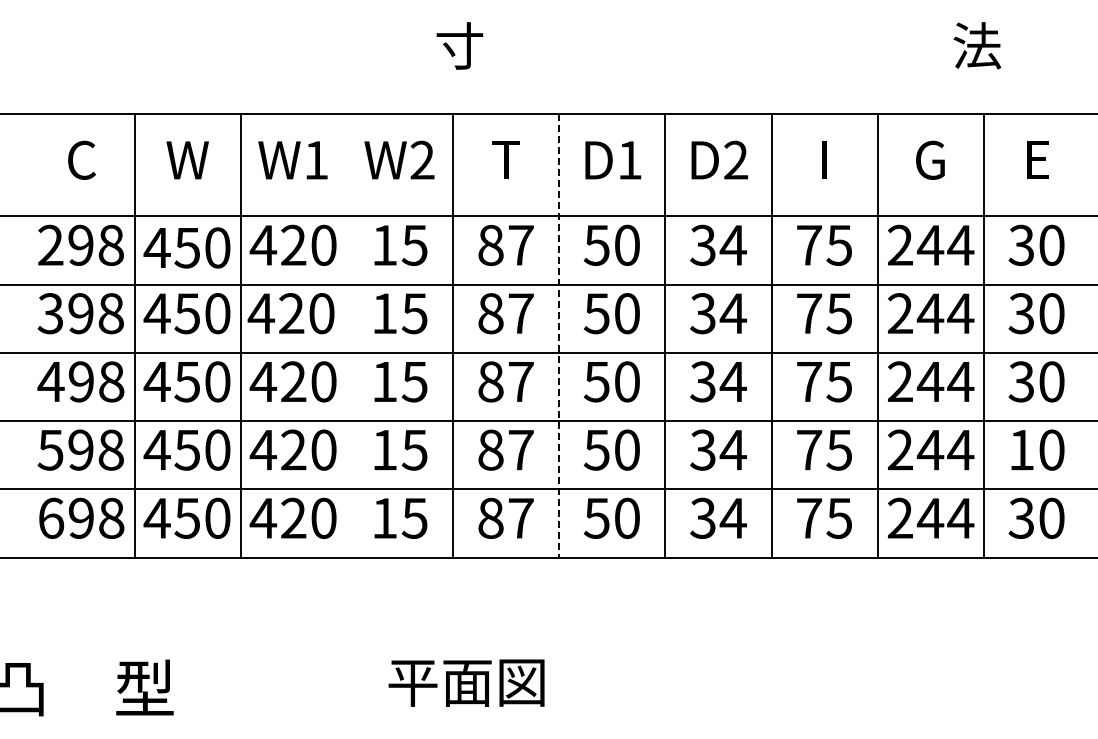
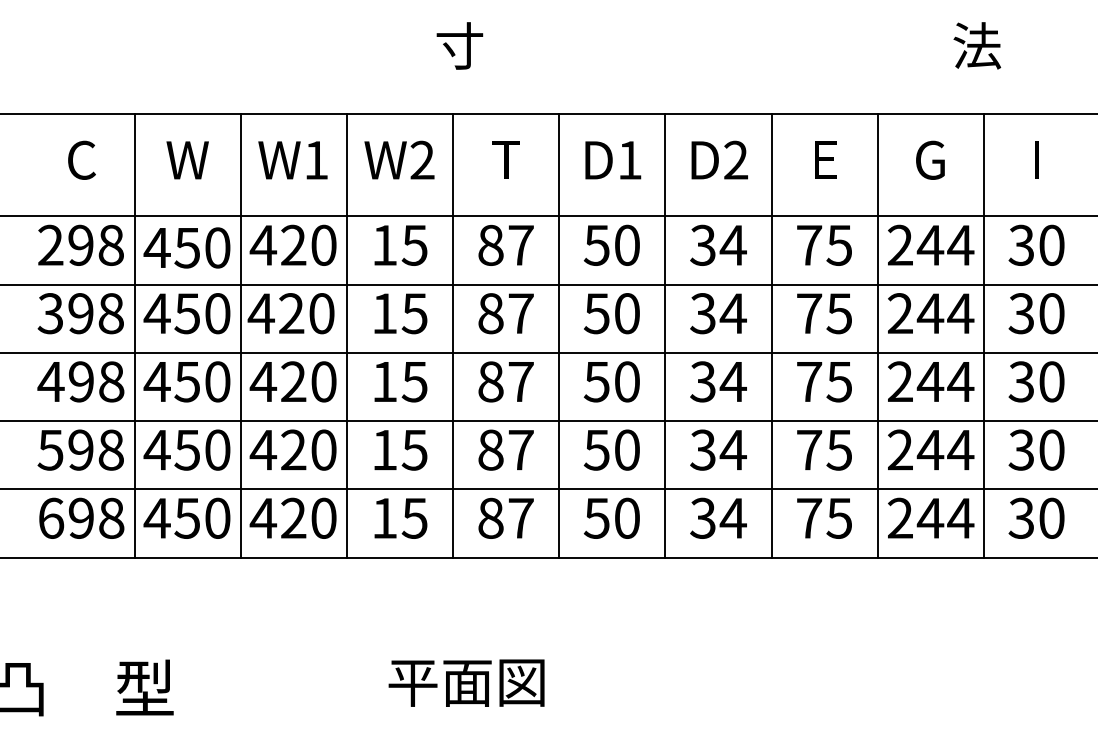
text: I -> E (825, 159)
text: E -> I (1037, 159)
line: none -> present (346, 335)
line: dashed -> solid (559, 335)
text: 10 -> 30 (1020, 449)
